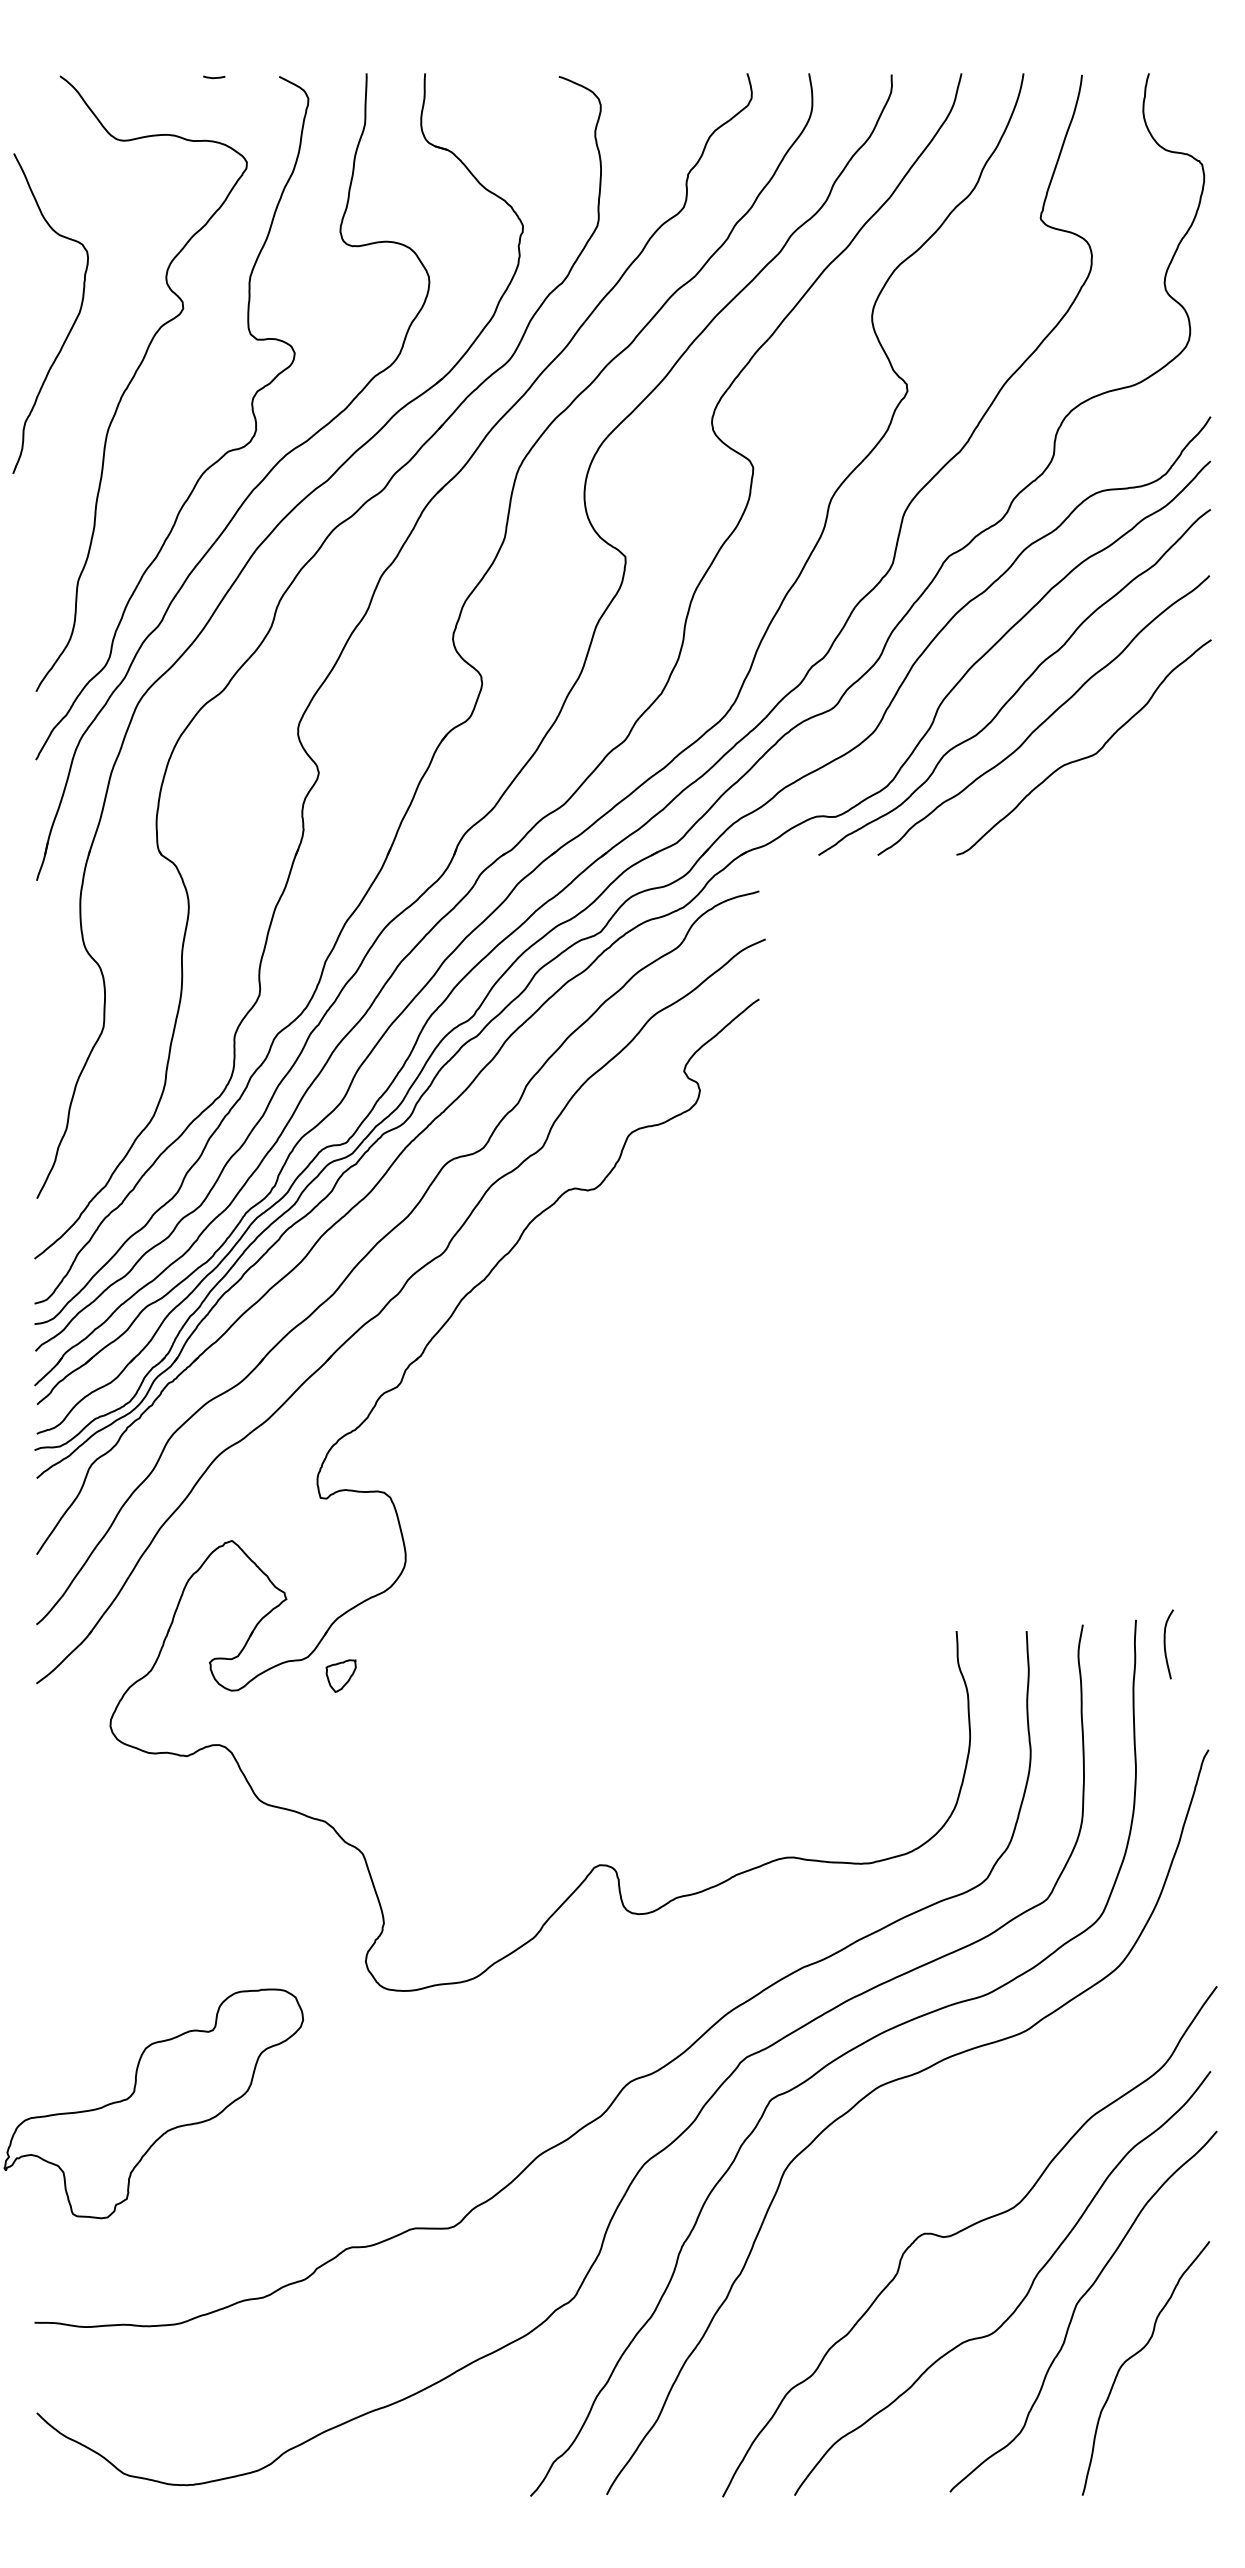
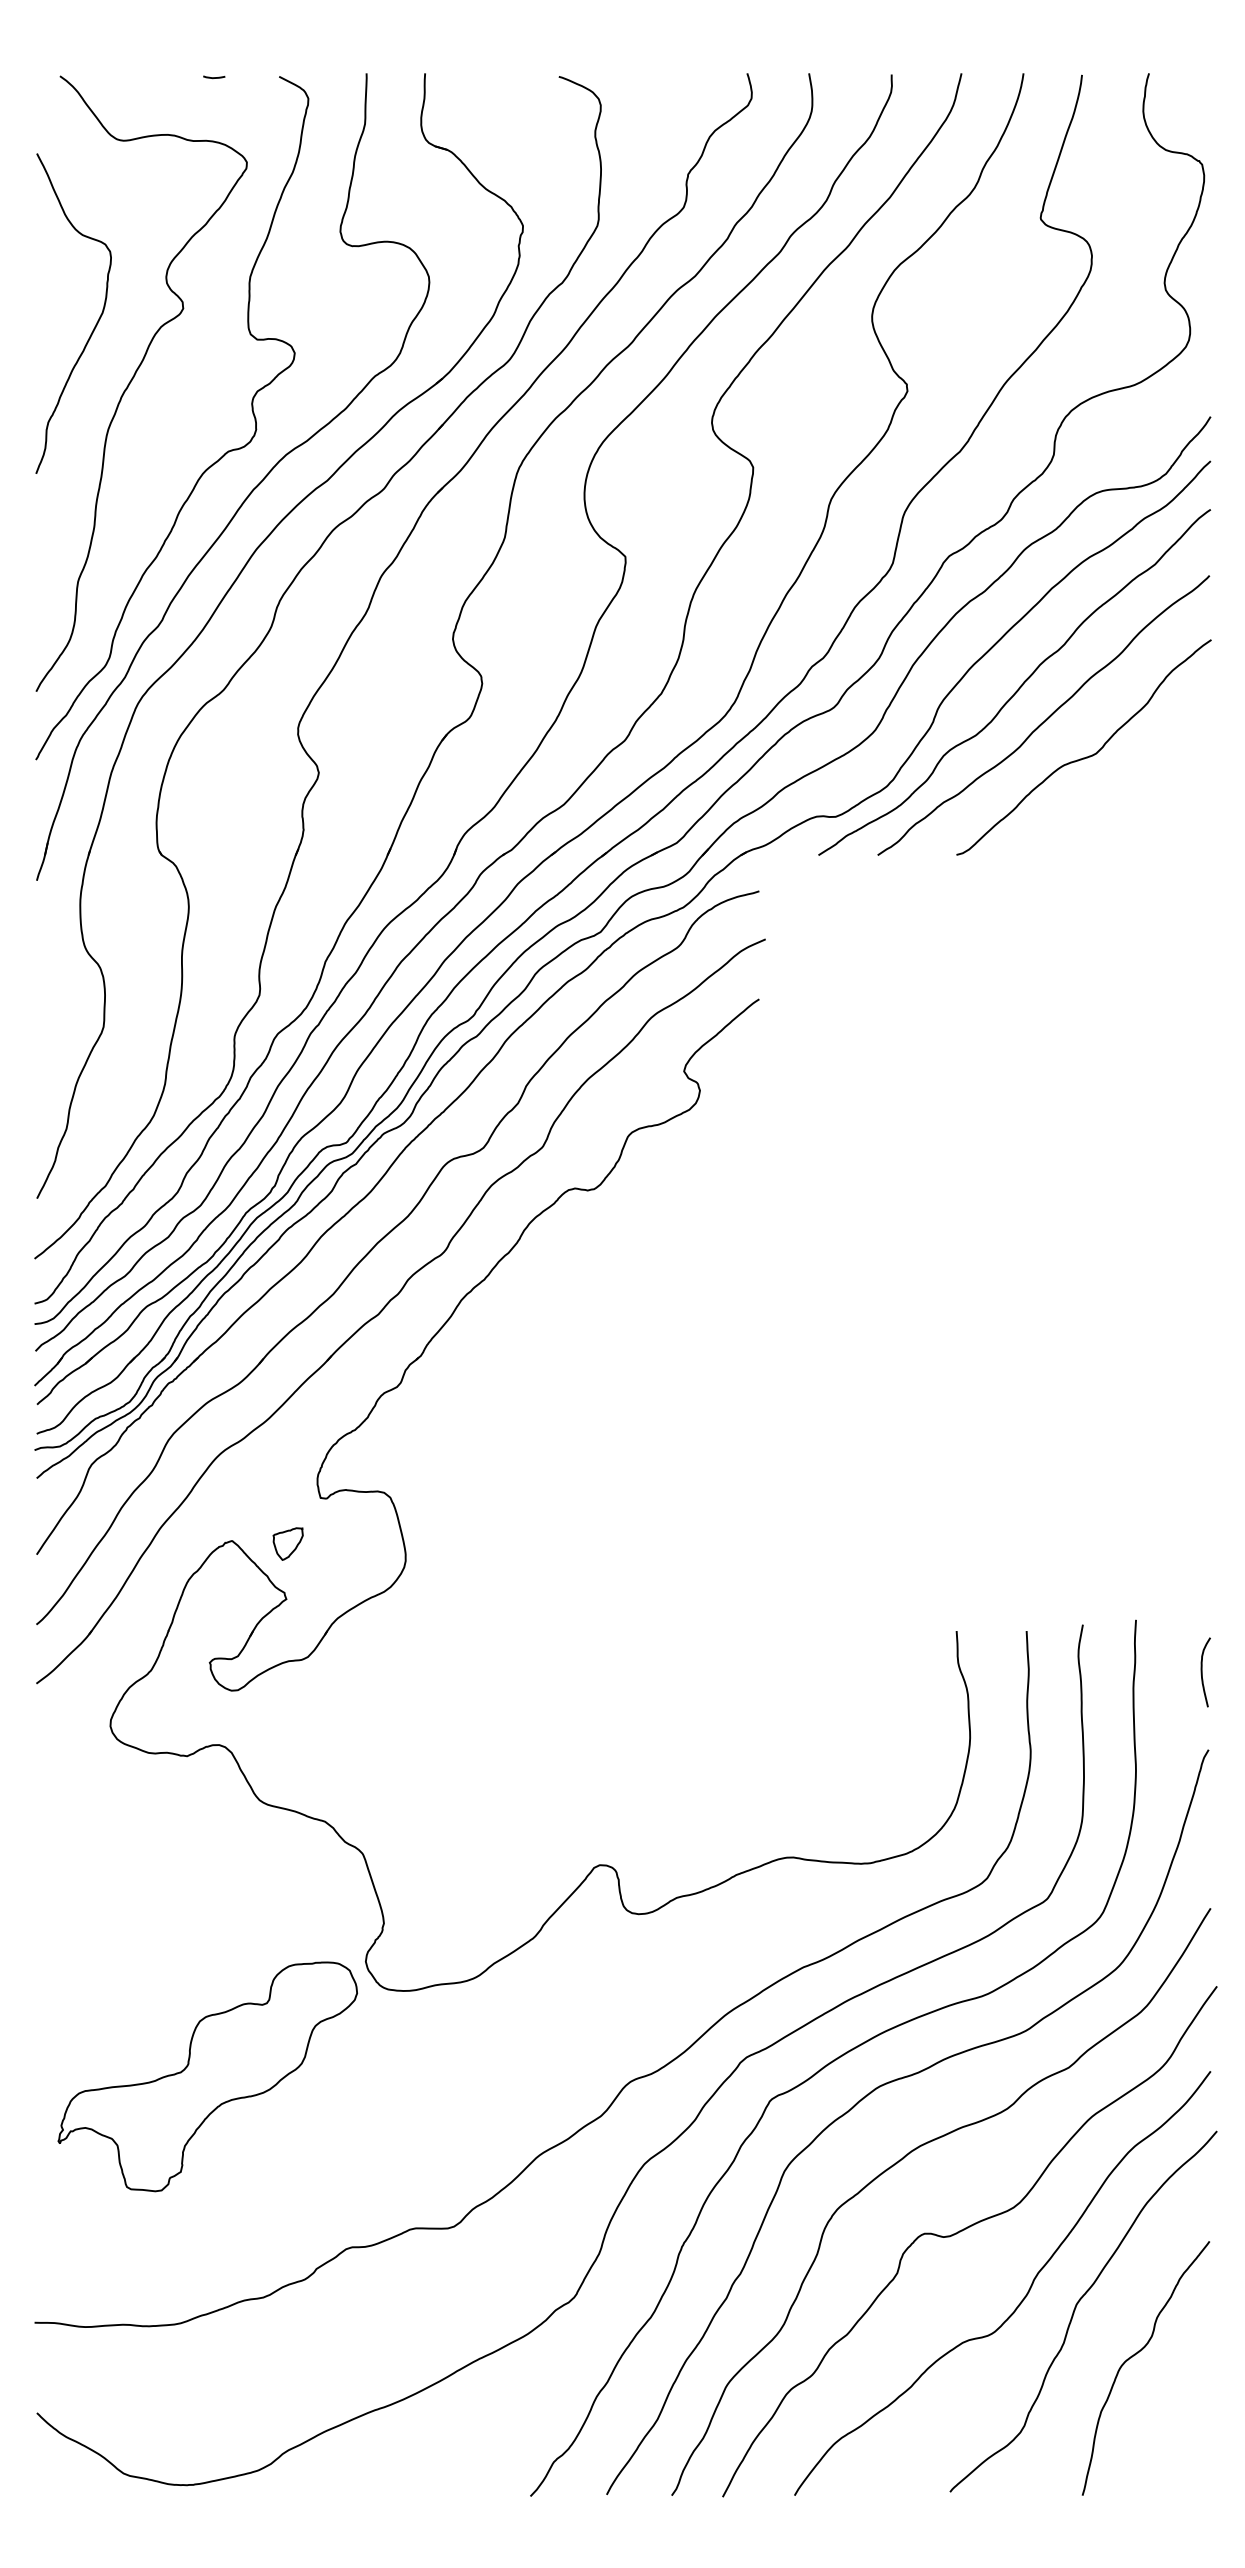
curve position: (72, 324) -> (95, 324) (95, 324)
curve position: (1165, 1644) -> (1202, 1672) (1202, 1672)
part position: (340, 1675) -> (287, 1543) (287, 1543)
part position: (153, 2103) -> (207, 2076) (207, 2076)
curve: none -> present (903, 2159)
